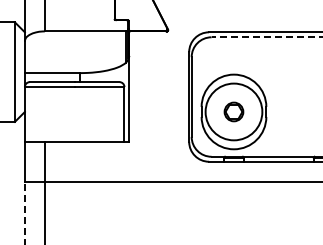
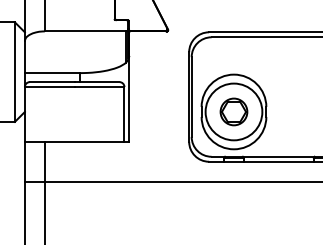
line: dashed -> solid (266, 37)
part size: 22x22 px -> 30x30 px (233, 111)
line: dashed -> solid (24, 212)
